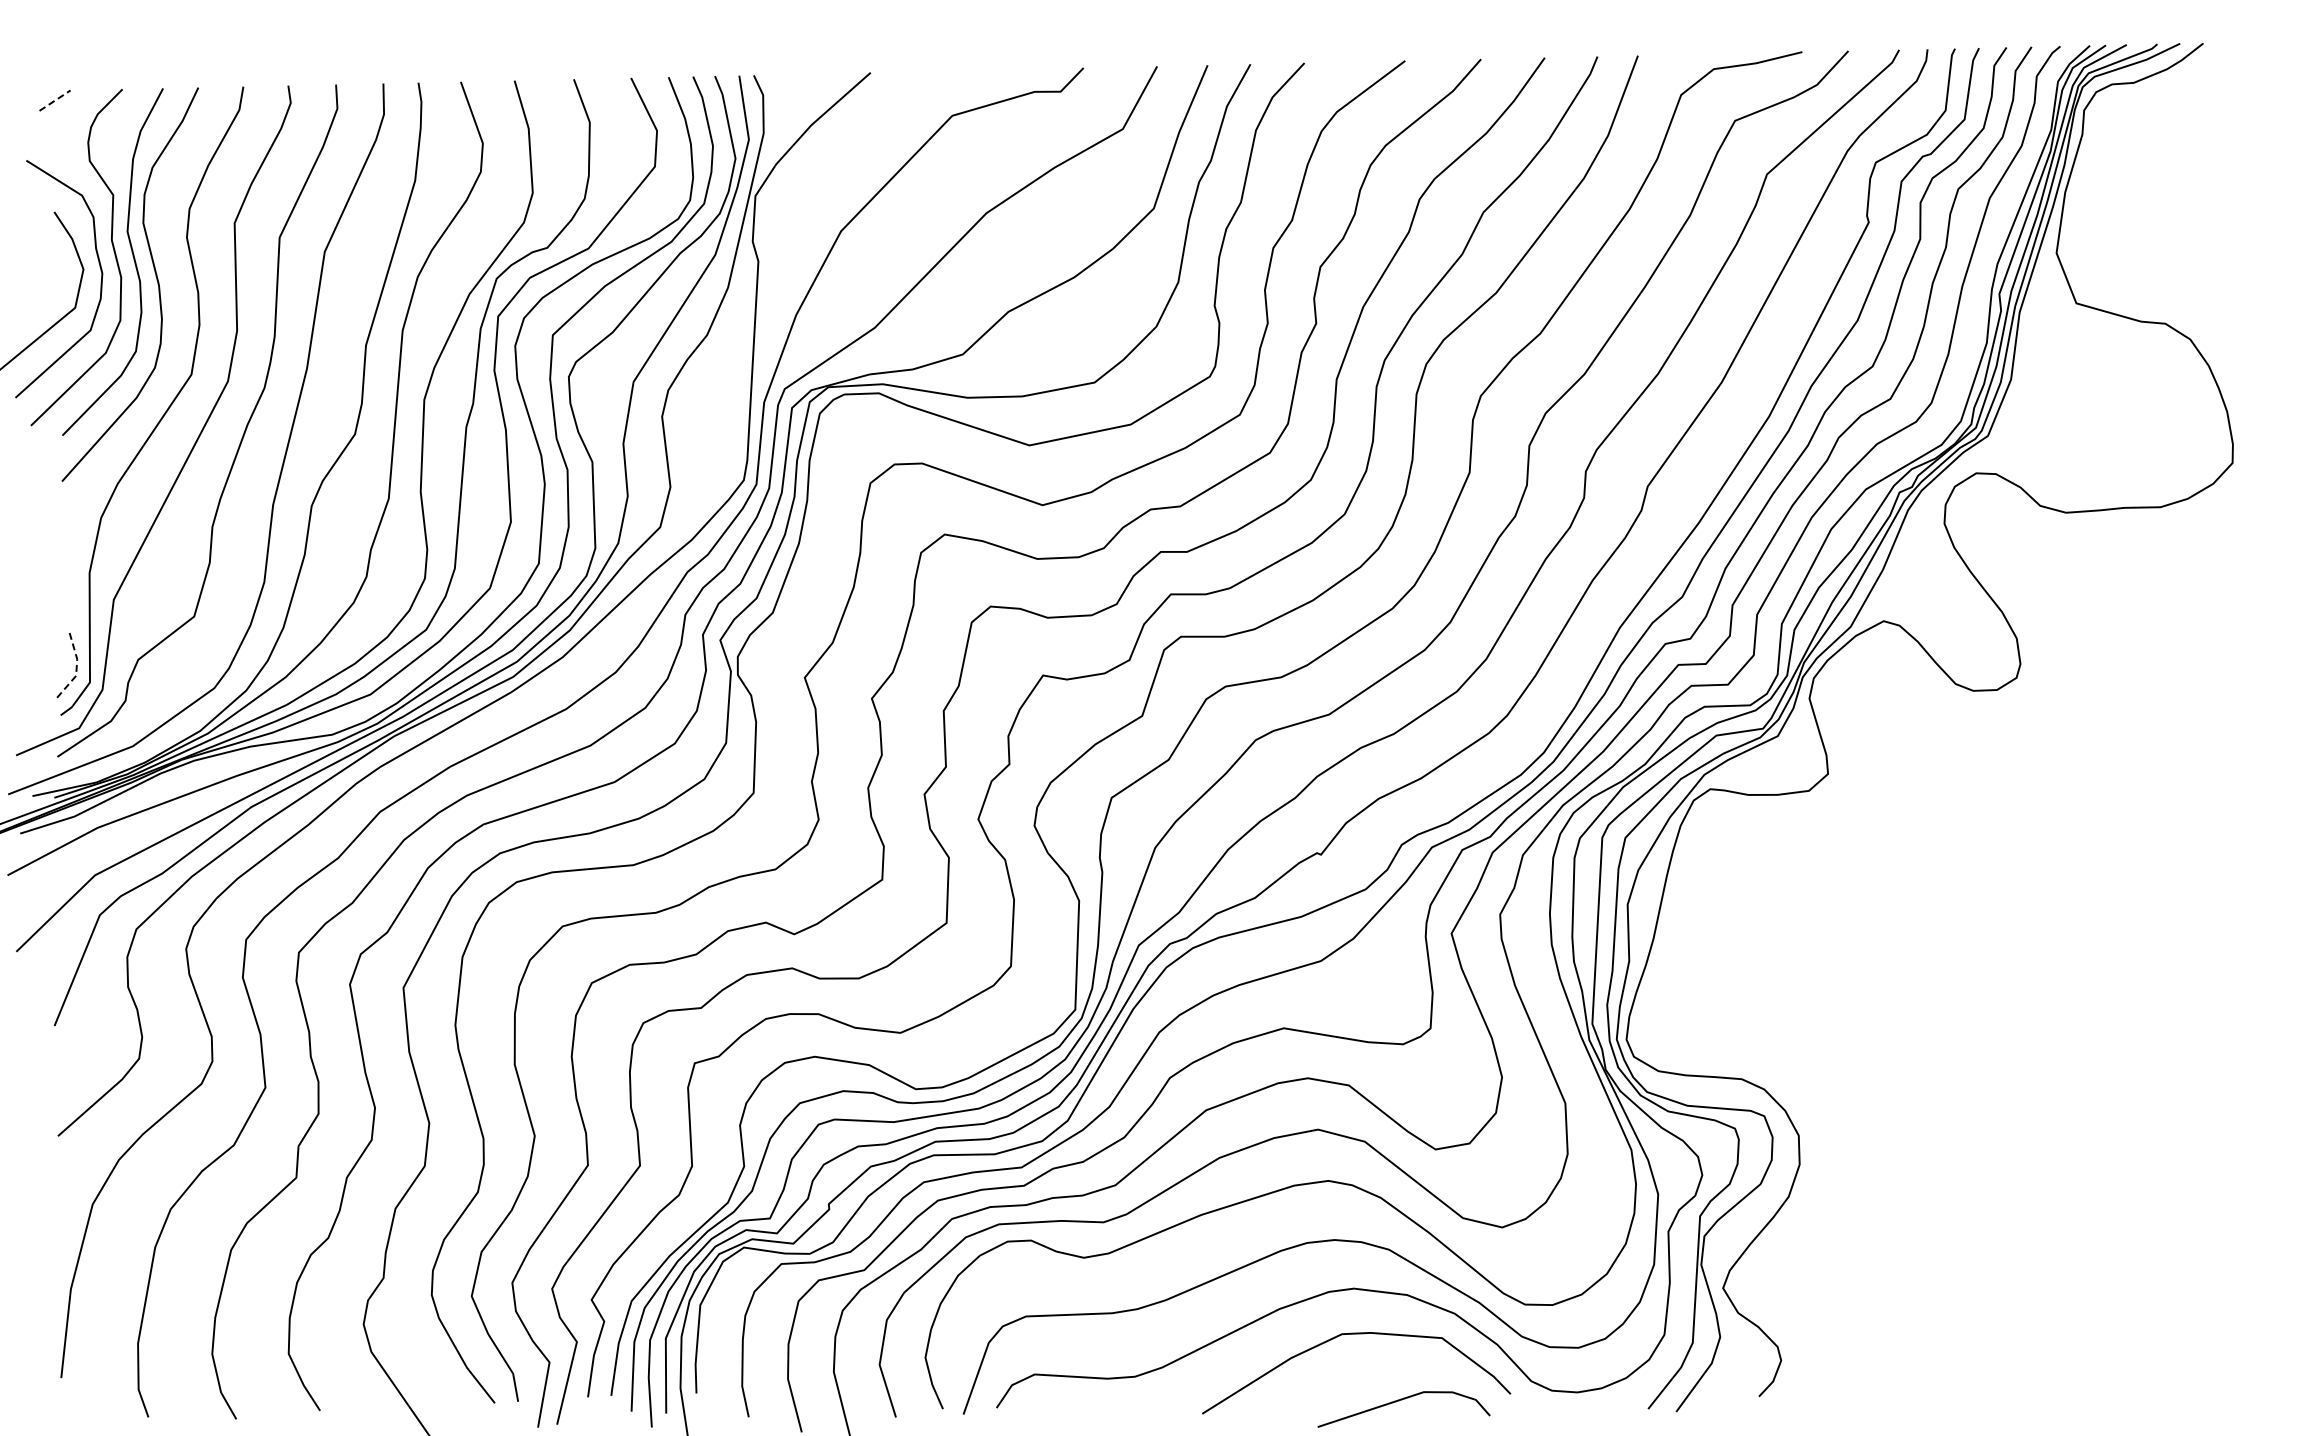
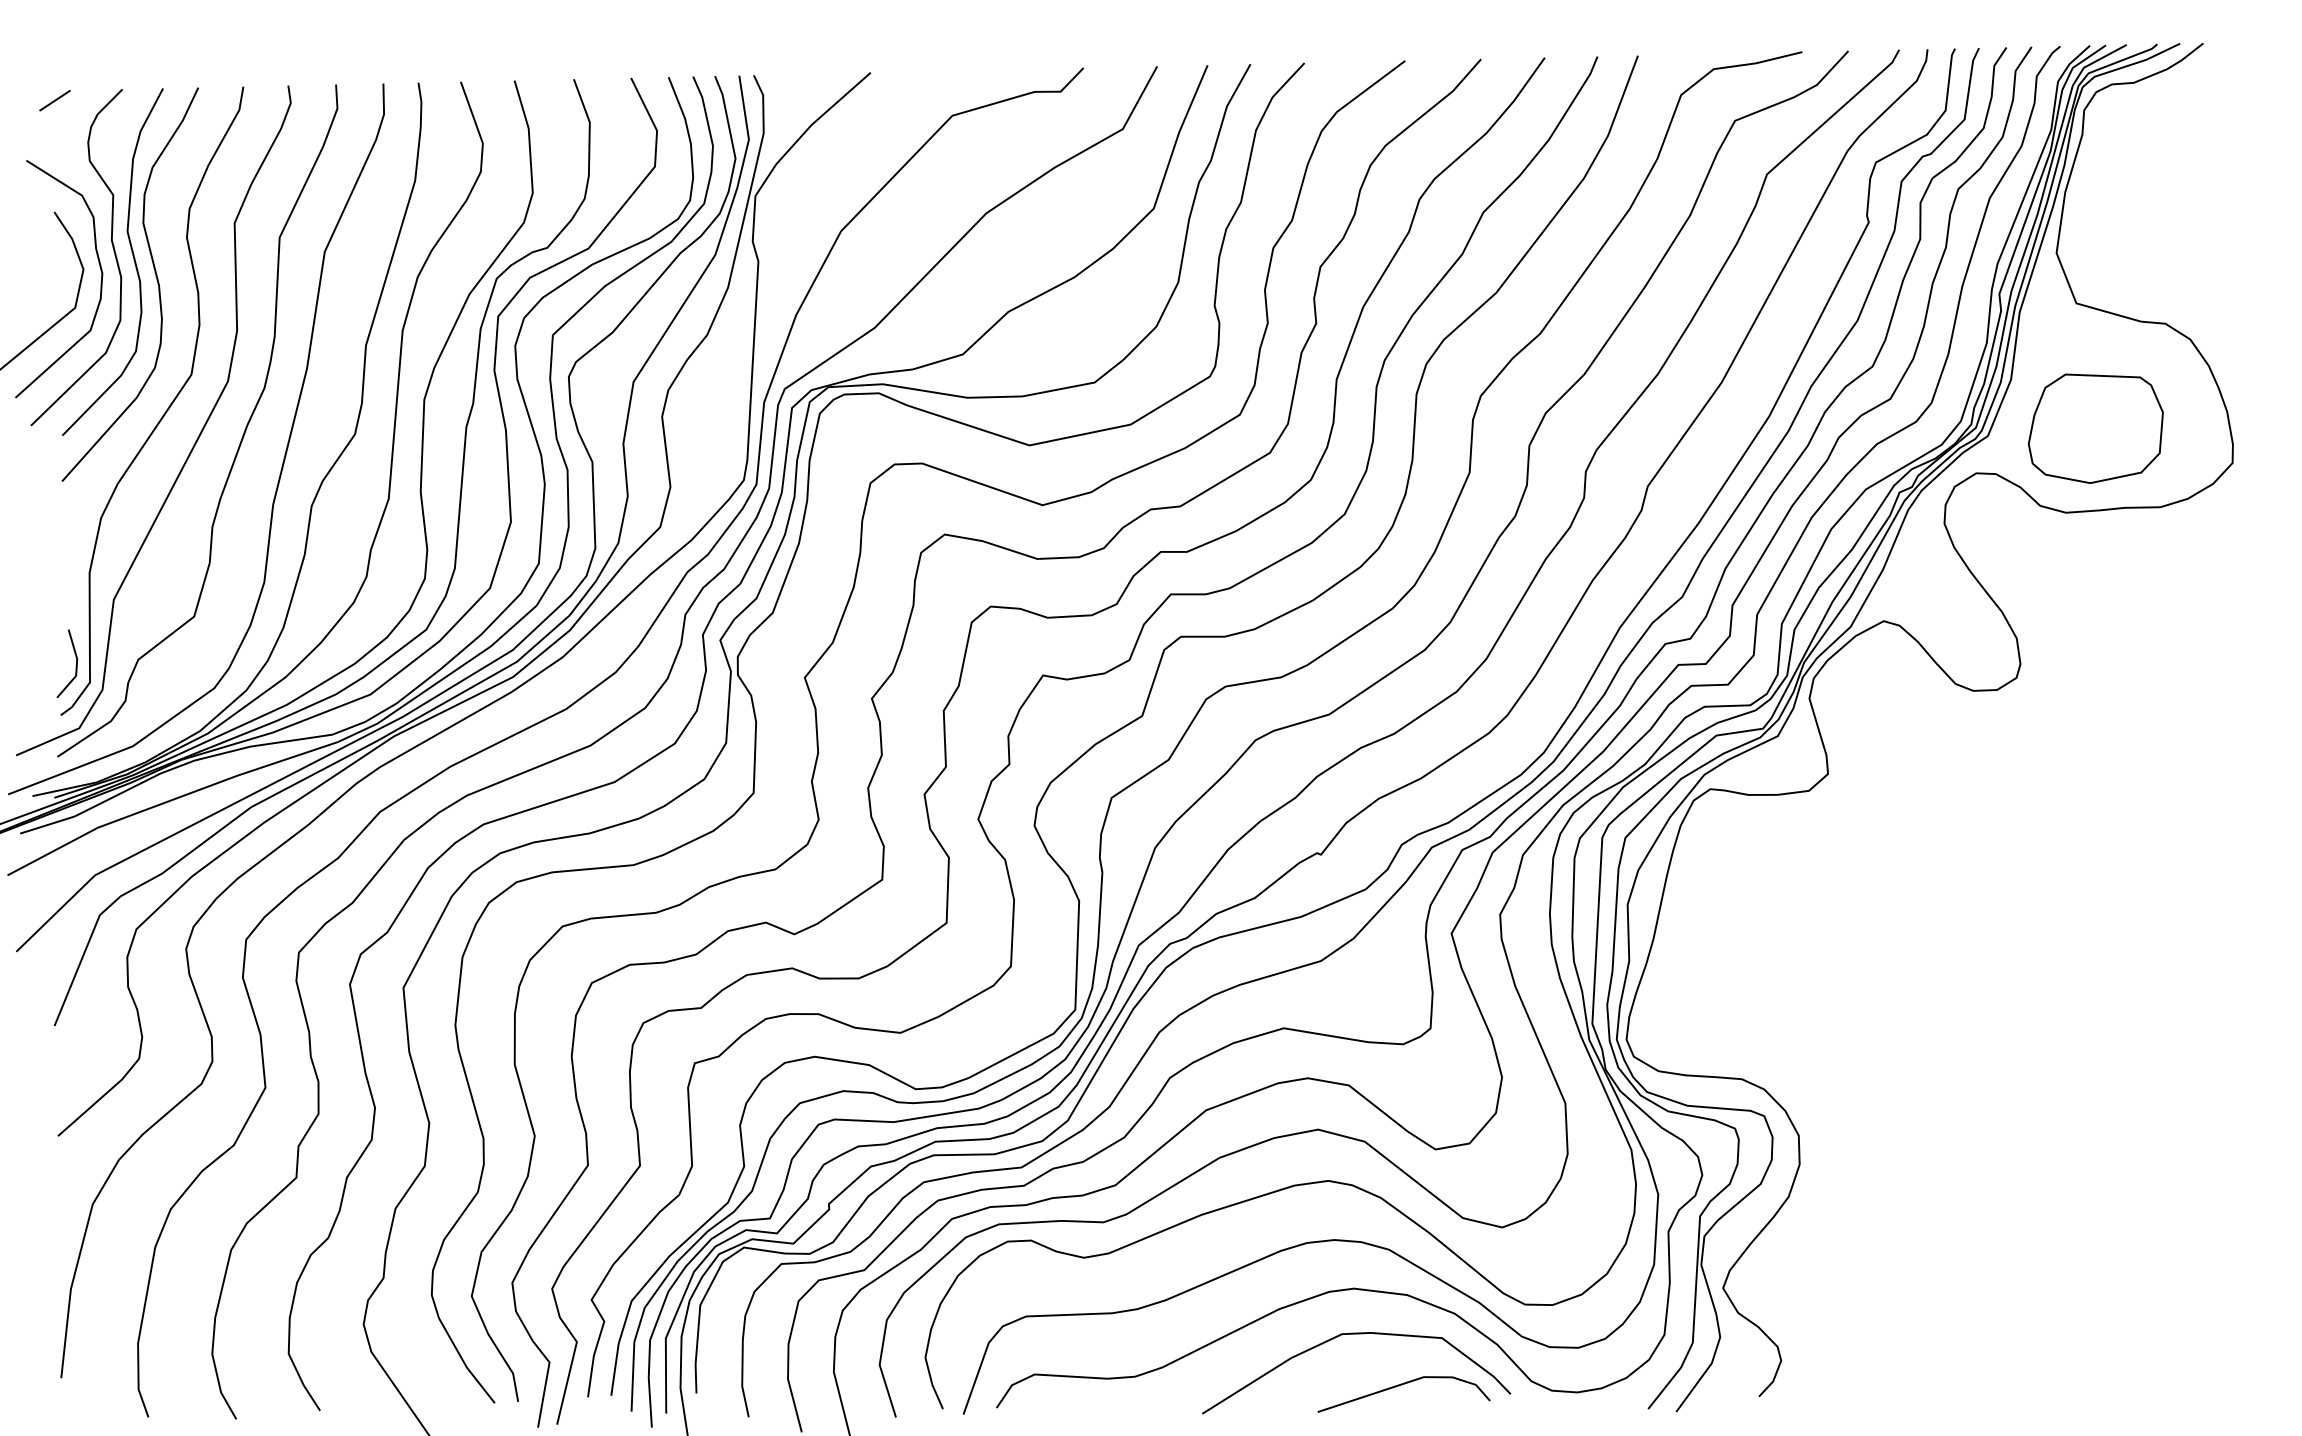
line: dashed -> solid (55, 100)
part: none -> present (2095, 428)
line: dashed -> solid (76, 667)
line position: (1399, 1401) -> (1399, 1386) (1399, 1386)
